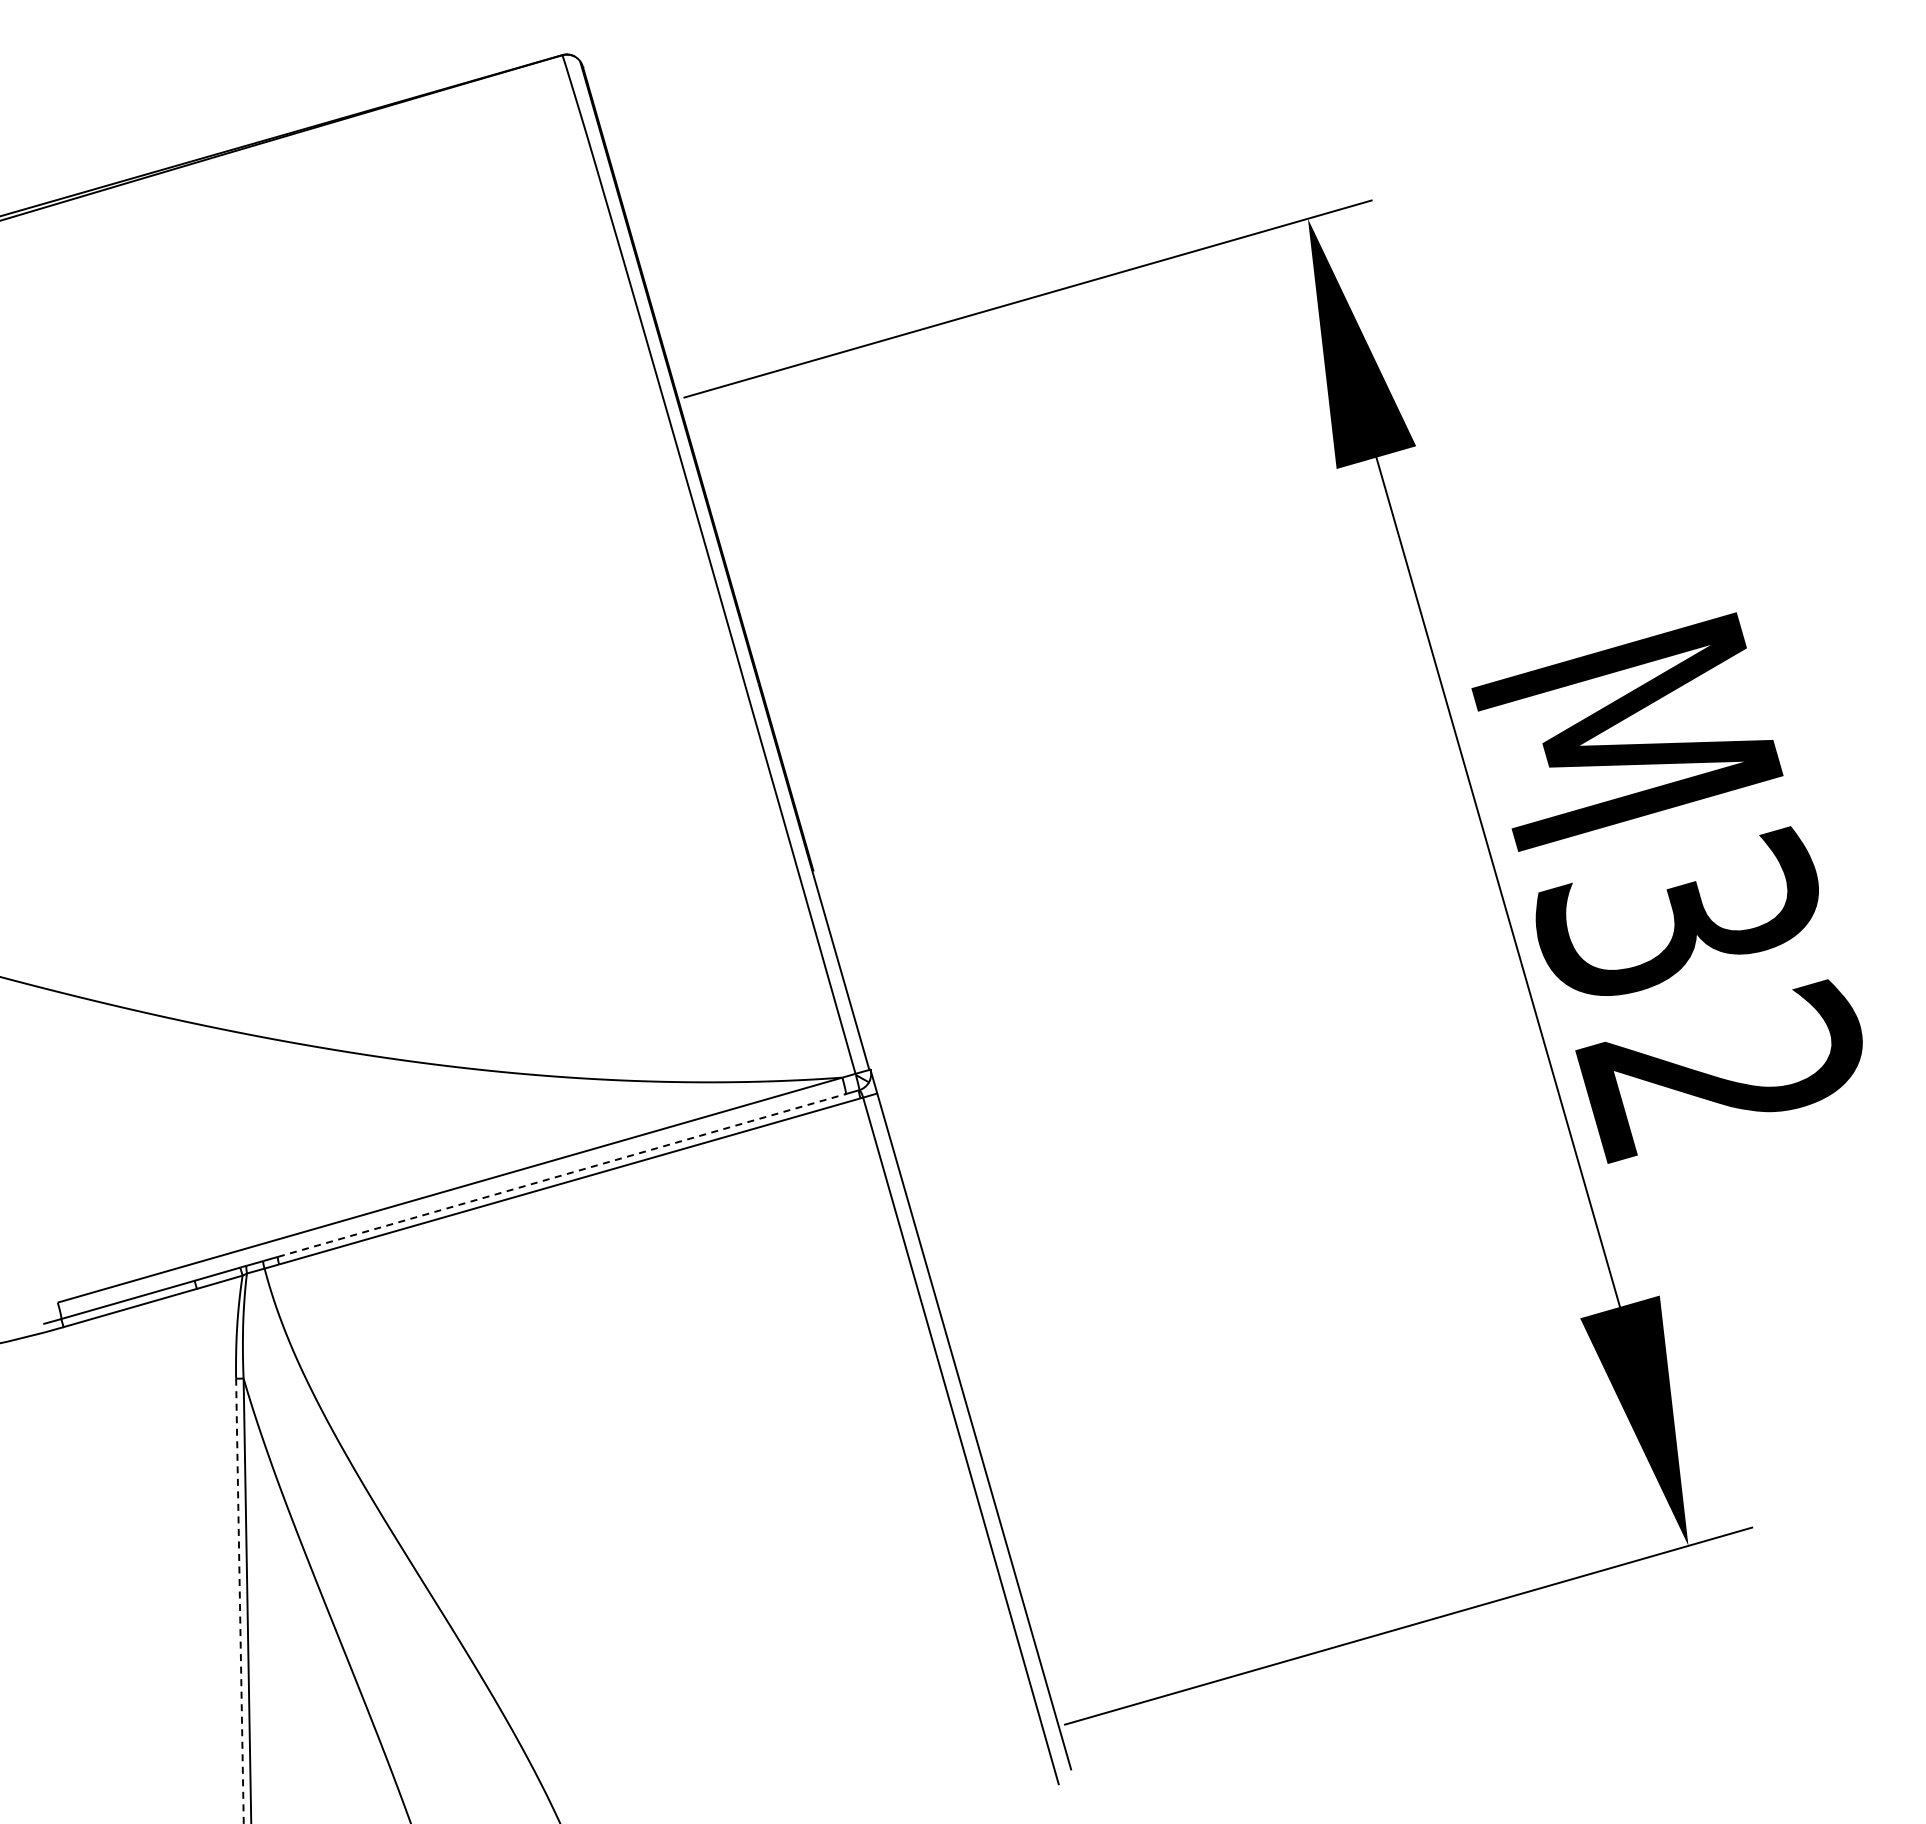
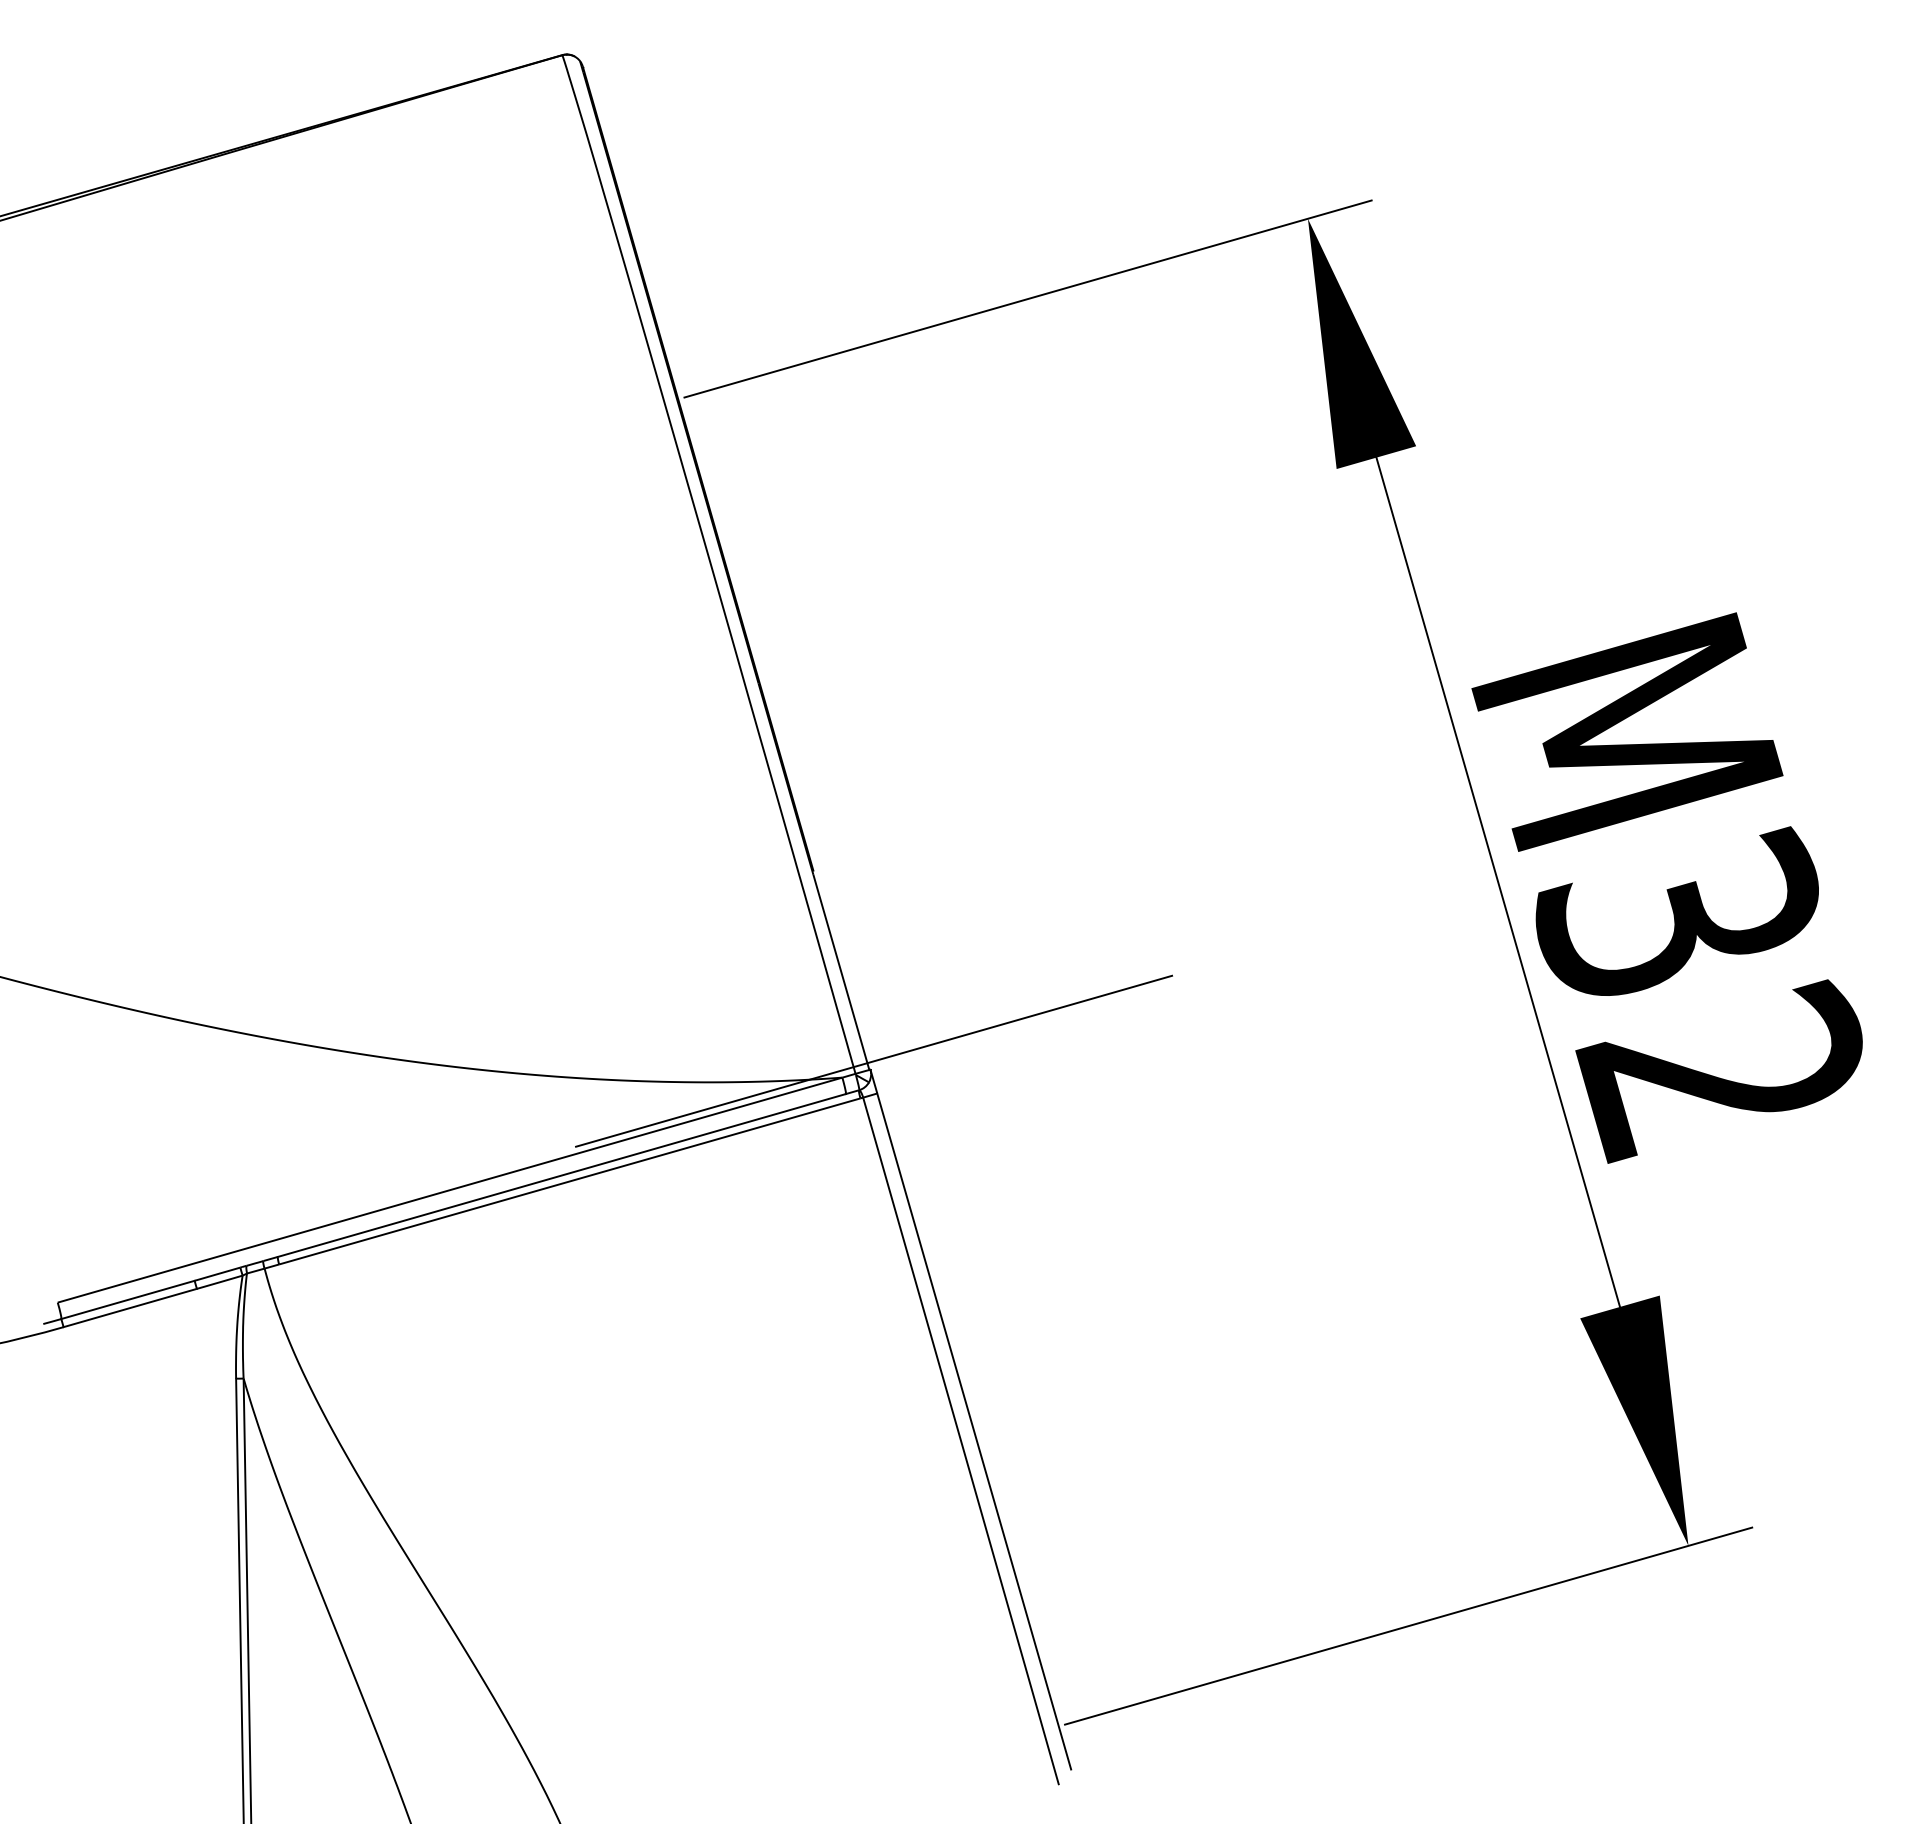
line: none -> present (874, 1060)
line: dashed -> solid (562, 1175)
line: dashed -> solid (239, 1601)
